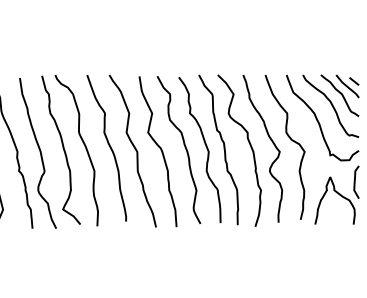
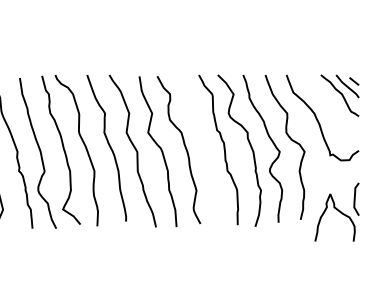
curve: present -> none (330, 104)
curve: present -> none (206, 149)
part position: (336, 194) -> (336, 211) (336, 211)
